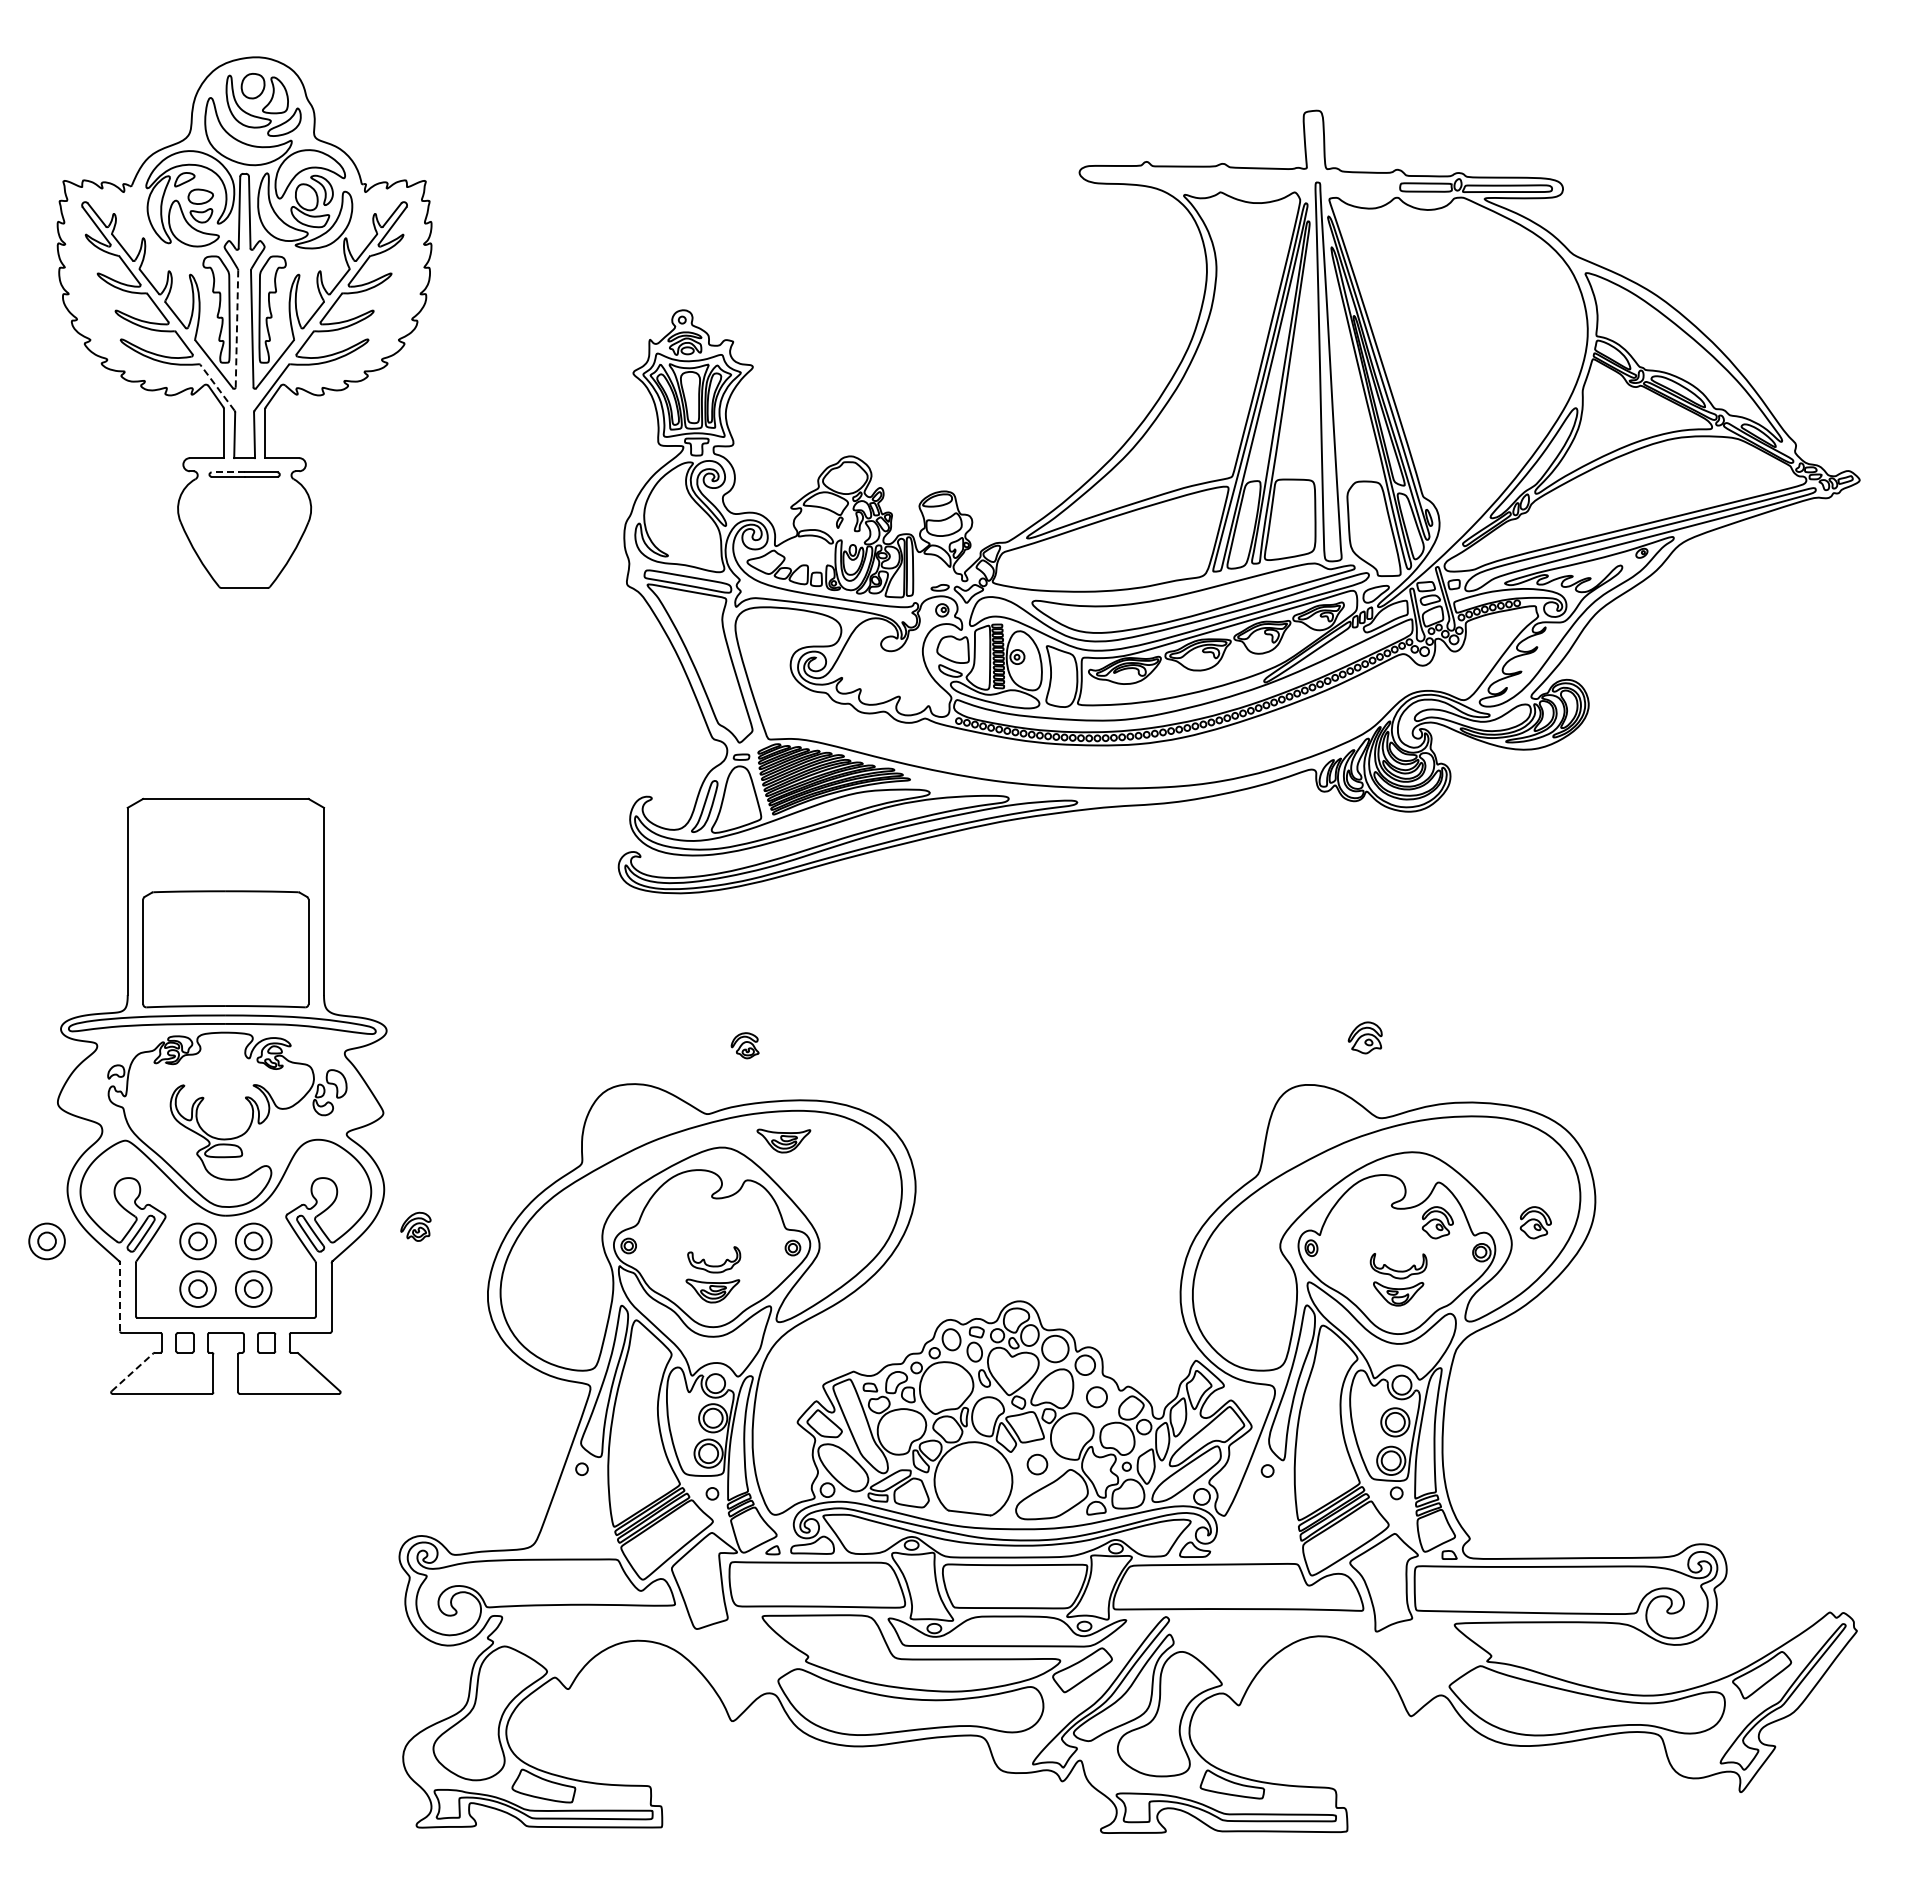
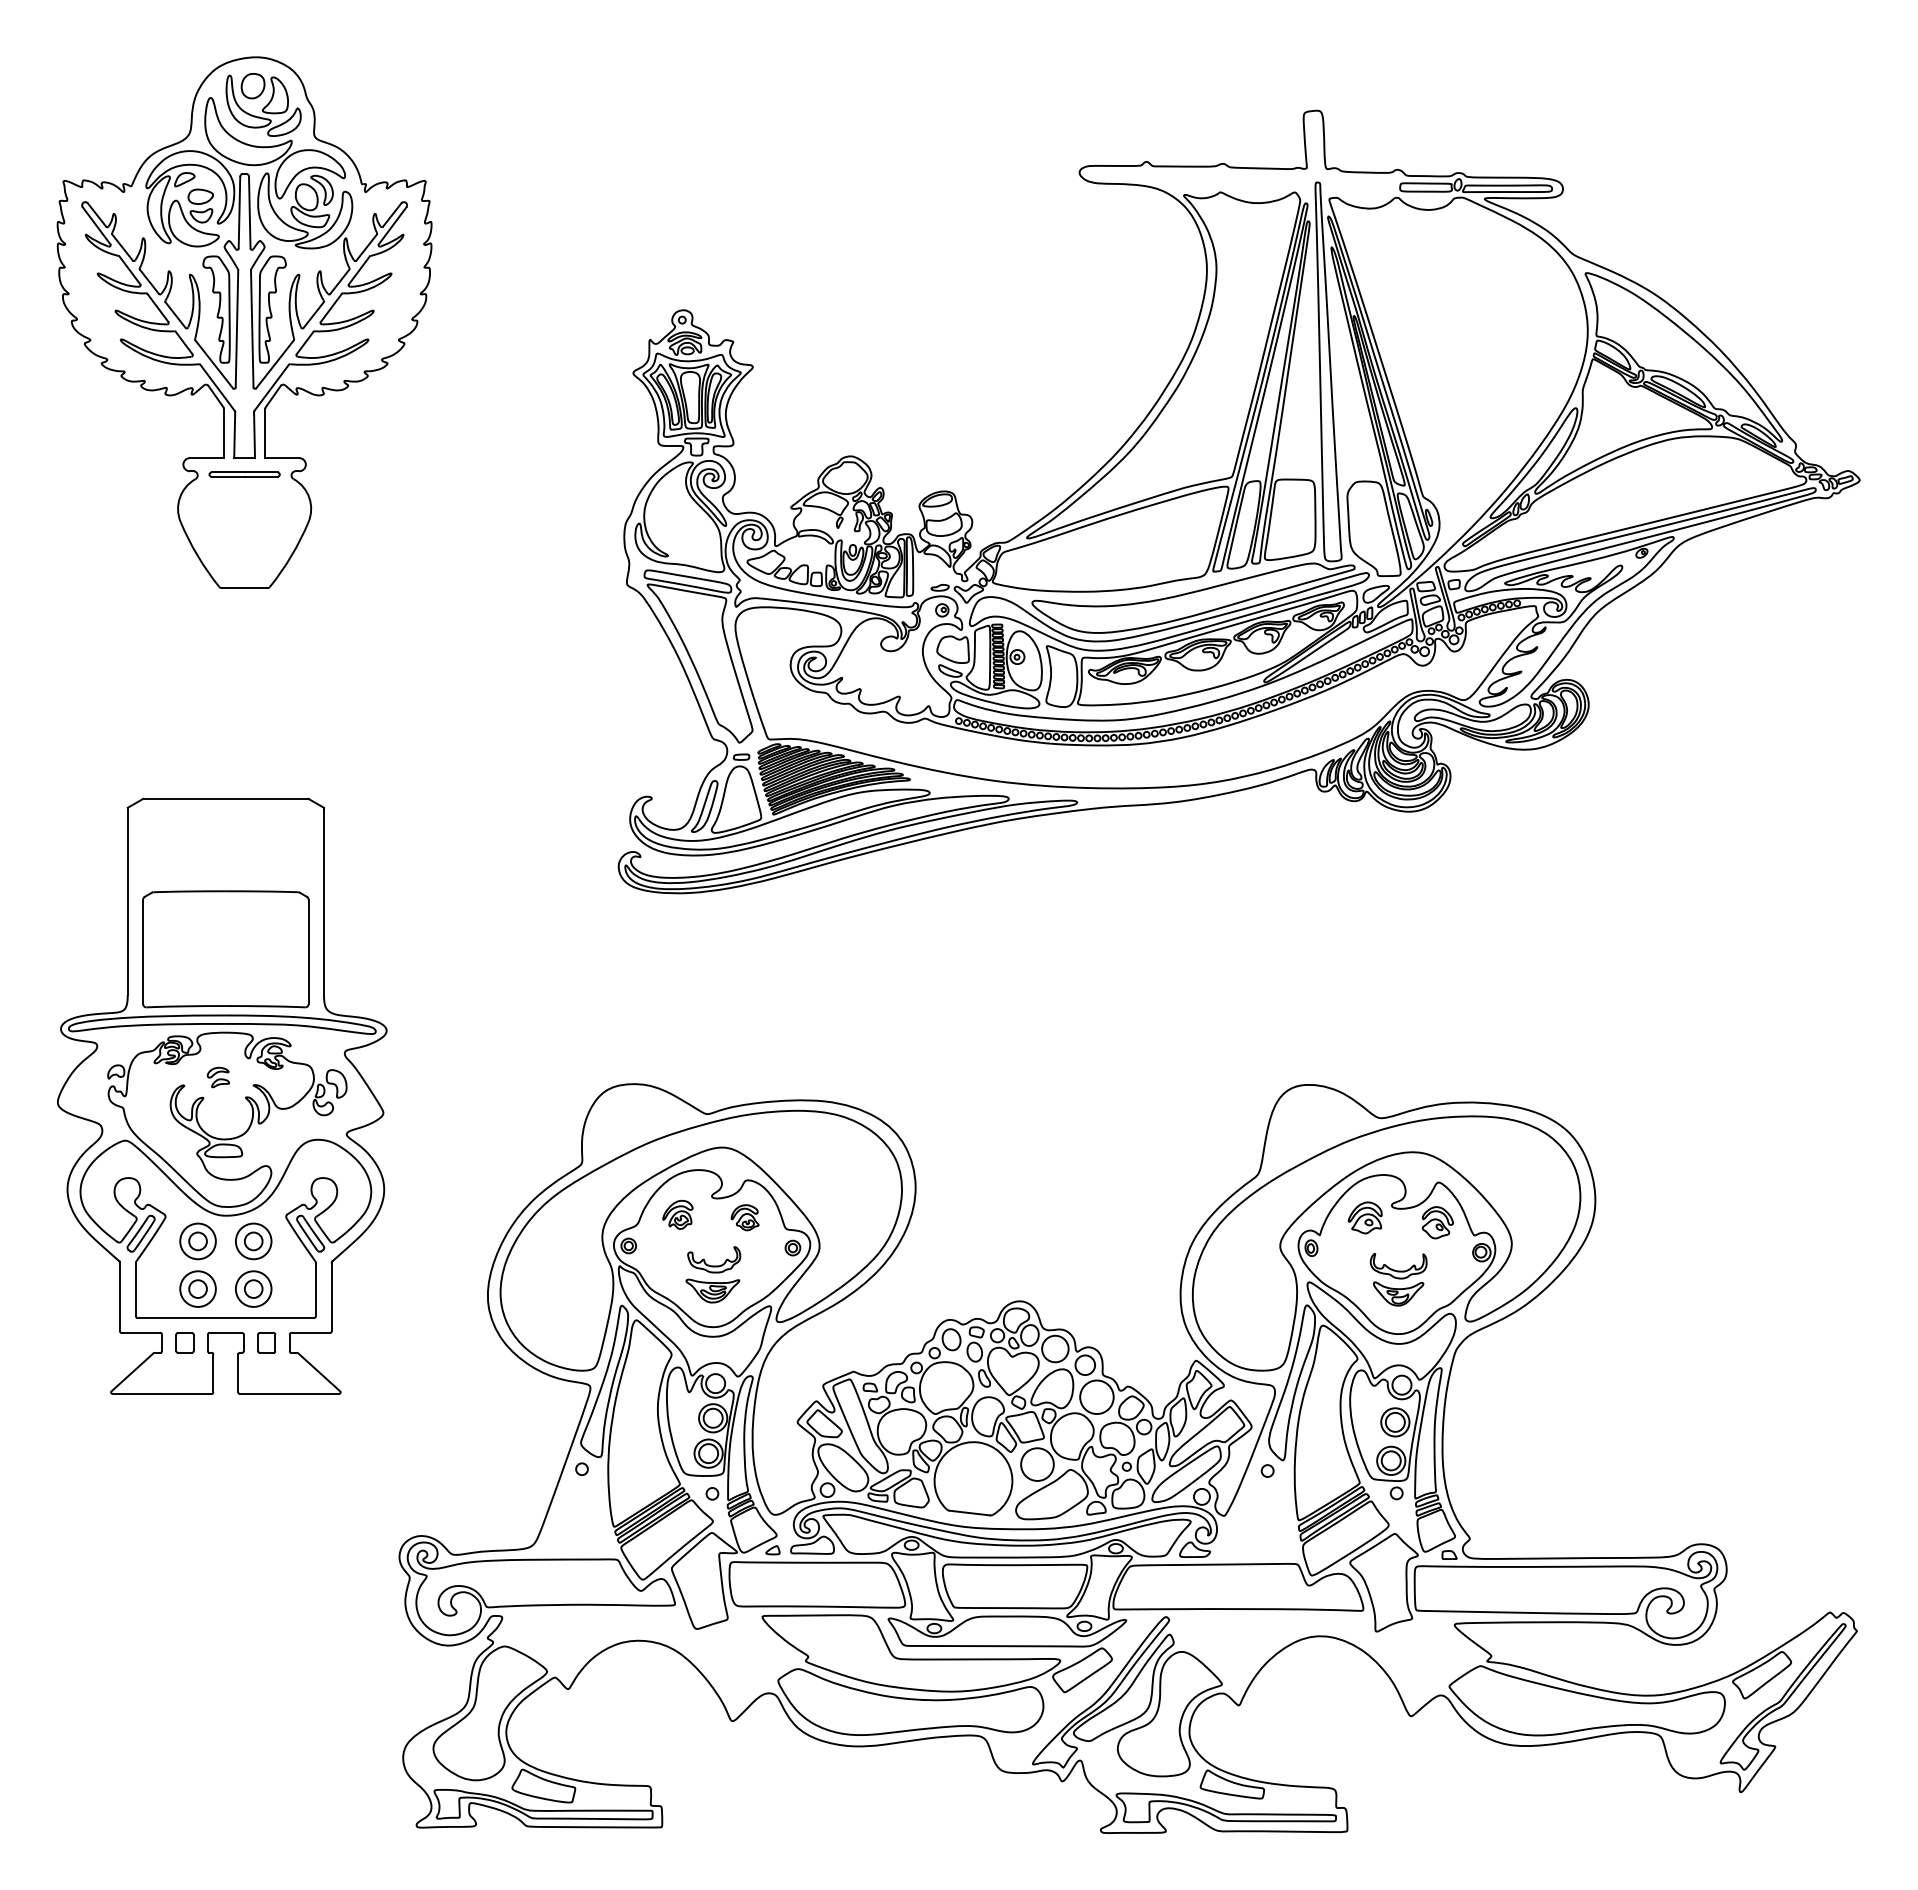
line: dashed -> solid (237, 328)
line: dashed -> solid (217, 387)
line: dashed -> solid (227, 472)
part position: (1364, 1037) -> (1364, 1217) (1364, 1217)
part position: (744, 1045) -> (744, 1217) (744, 1217)
part: none -> present (217, 1077)
part: present -> none (783, 1140)
part: present -> none (1535, 1222)
part position: (415, 1226) -> (677, 1214) (677, 1214)
part: present -> none (46, 1241)
line: dashed -> solid (120, 1296)
line: dashed -> solid (133, 1371)
circle diameter: 20 px -> 34 px (1096, 1397)
circle diameter: 20 px -> 33 px (1037, 1464)
